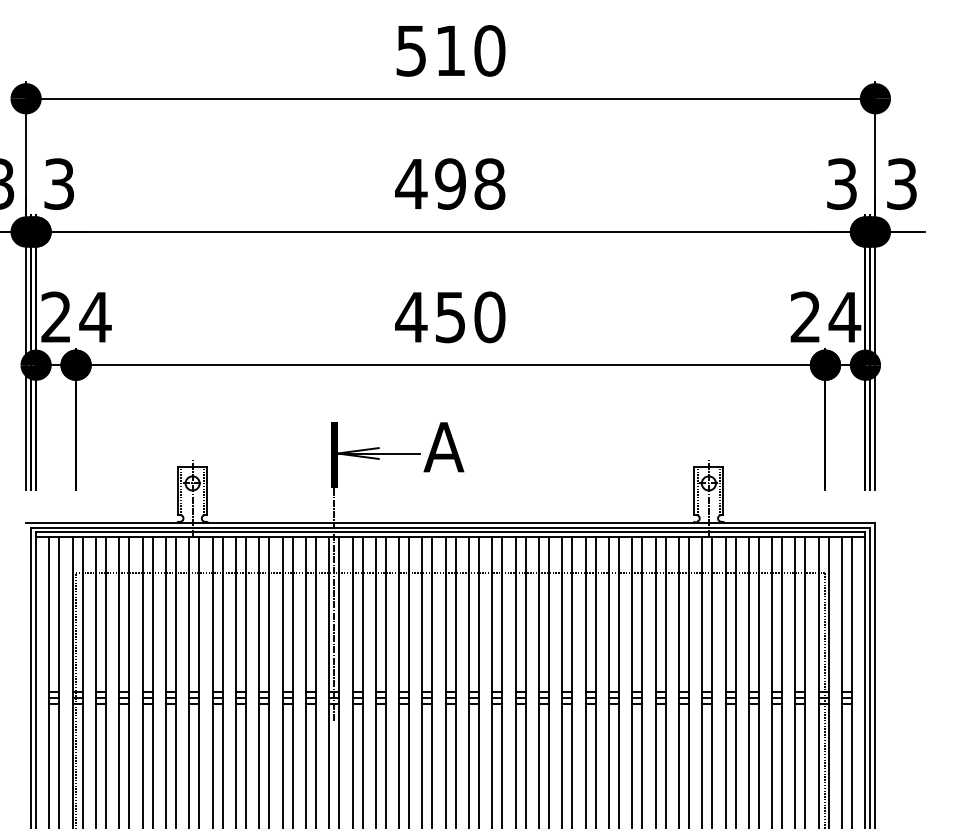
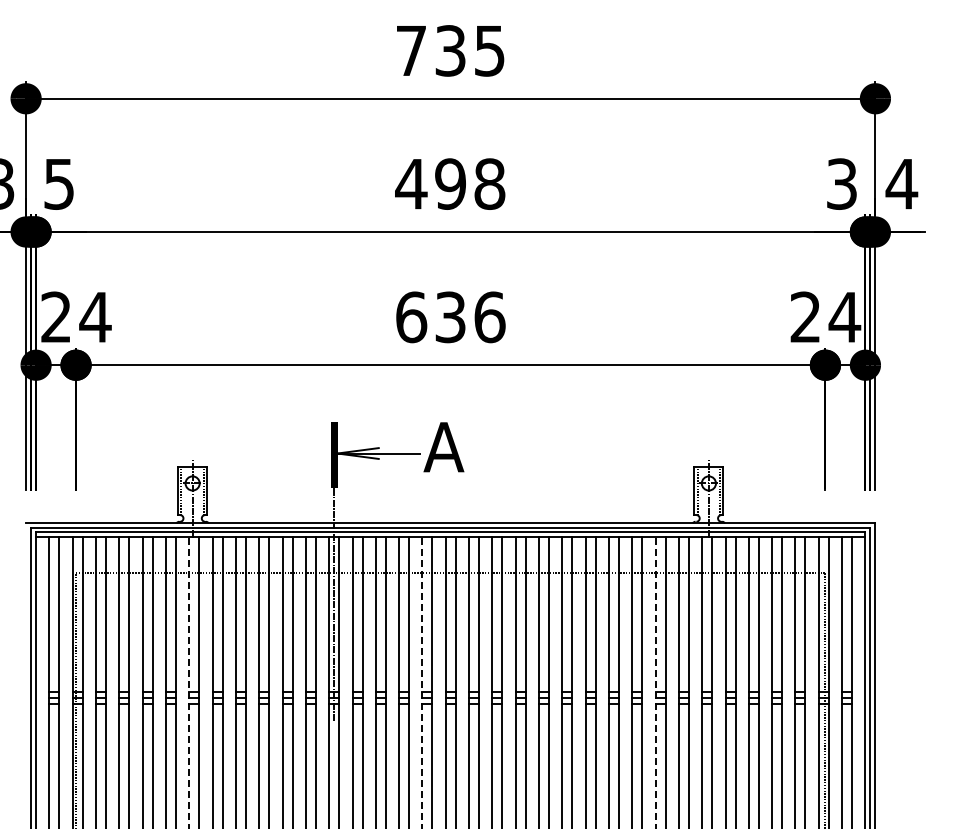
text: 510 -> 735 (450, 50)
text: 3 -> 5 (59, 183)
text: 3 -> 4 (901, 183)
text: 450 -> 636 (450, 317)
line: solid -> dashed (189, 682)
line: solid -> dashed (422, 682)
line: solid -> dashed (655, 682)
